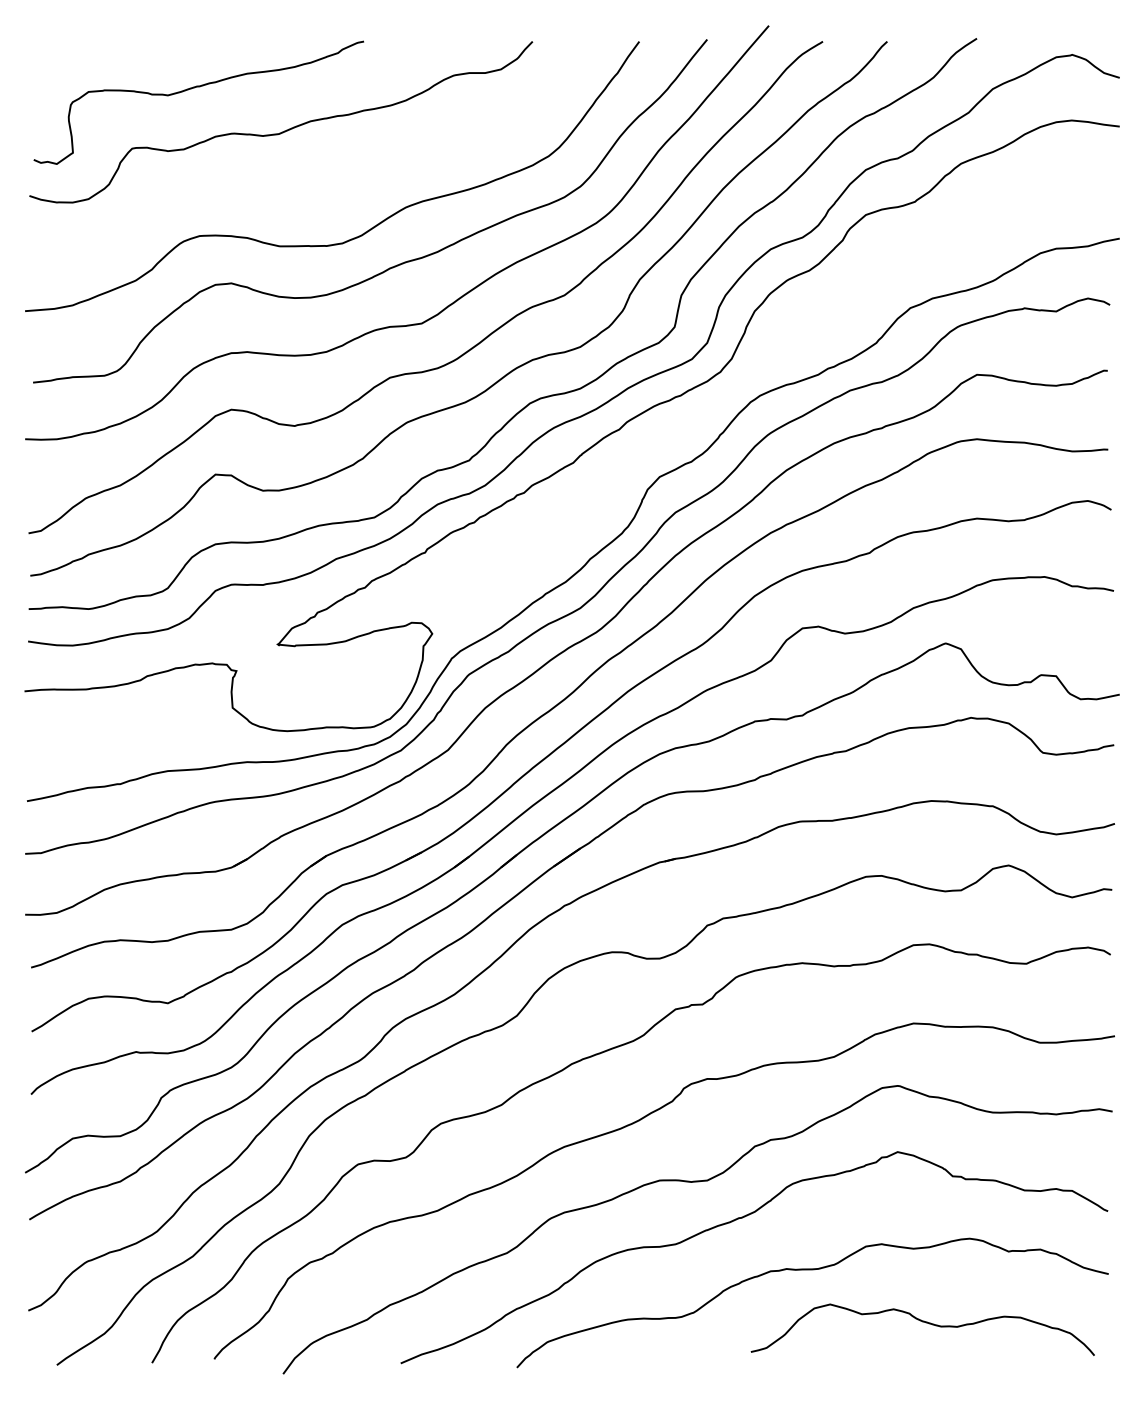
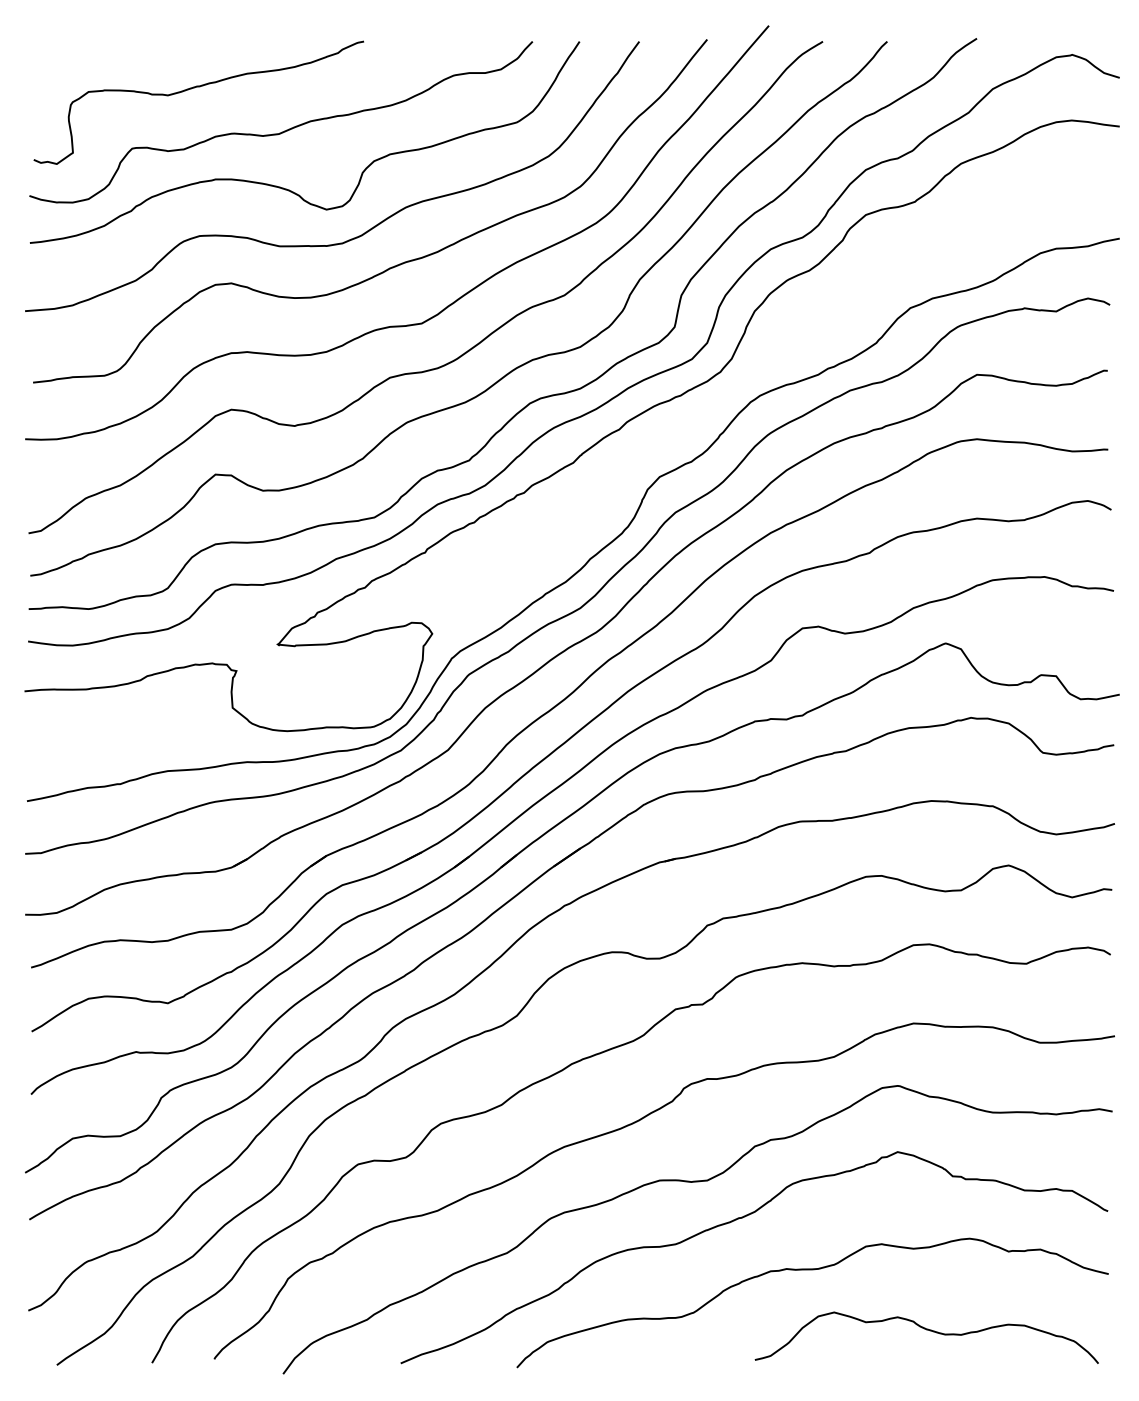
curve: none -> present (289, 189)
curve position: (922, 1322) -> (926, 1330) (926, 1330)
